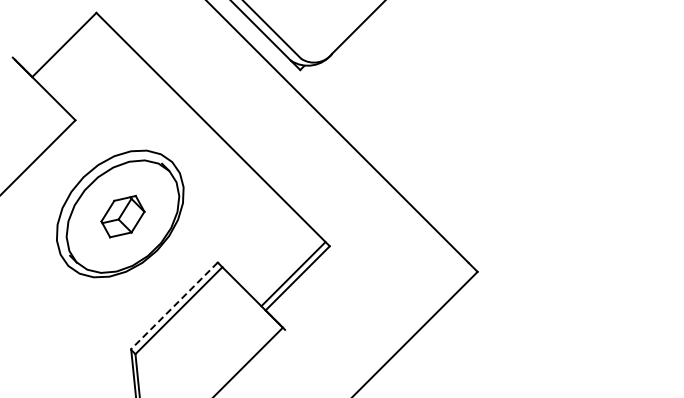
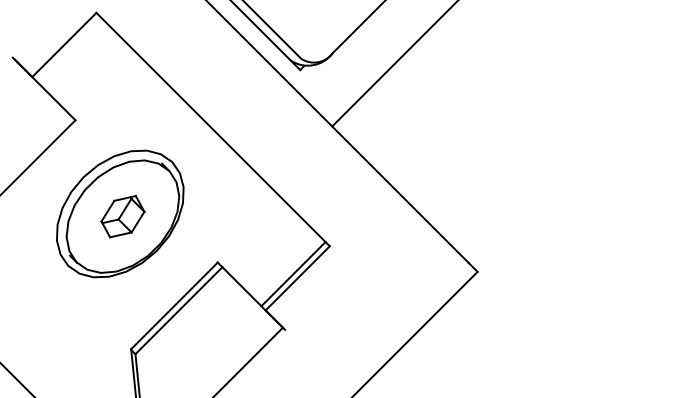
line: none -> present (394, 64)
line: dashed -> solid (174, 306)
line: none -> present (16, 379)
